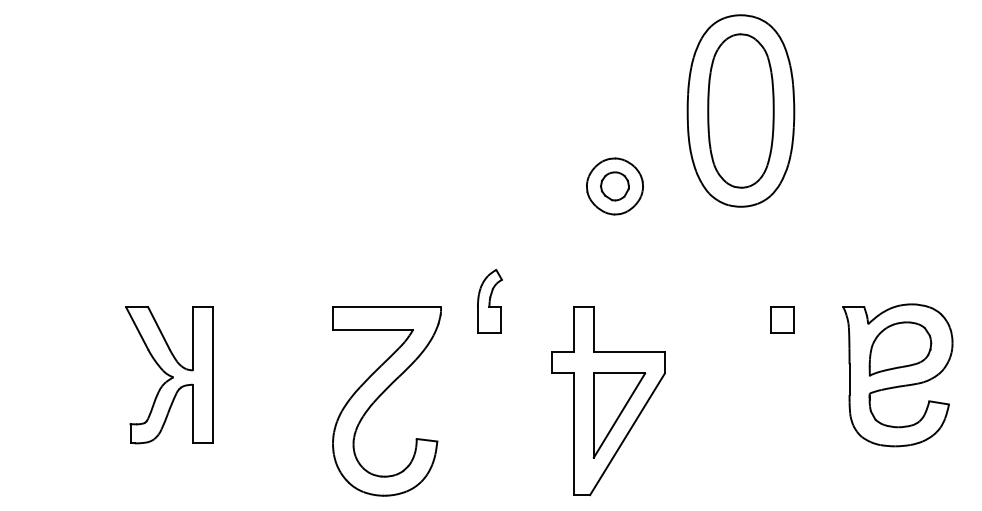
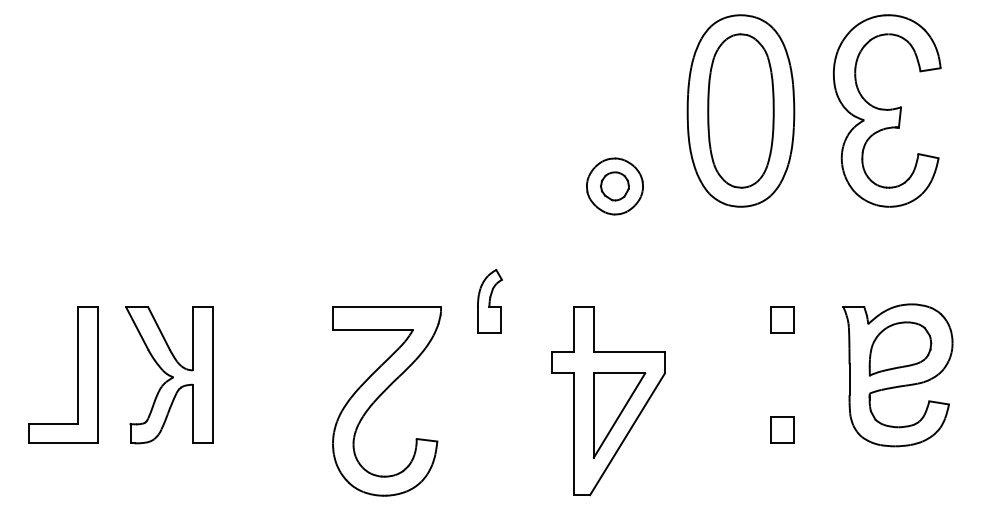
part: none -> present (886, 110)
part: none -> present (77, 374)
part: none -> present (782, 429)
